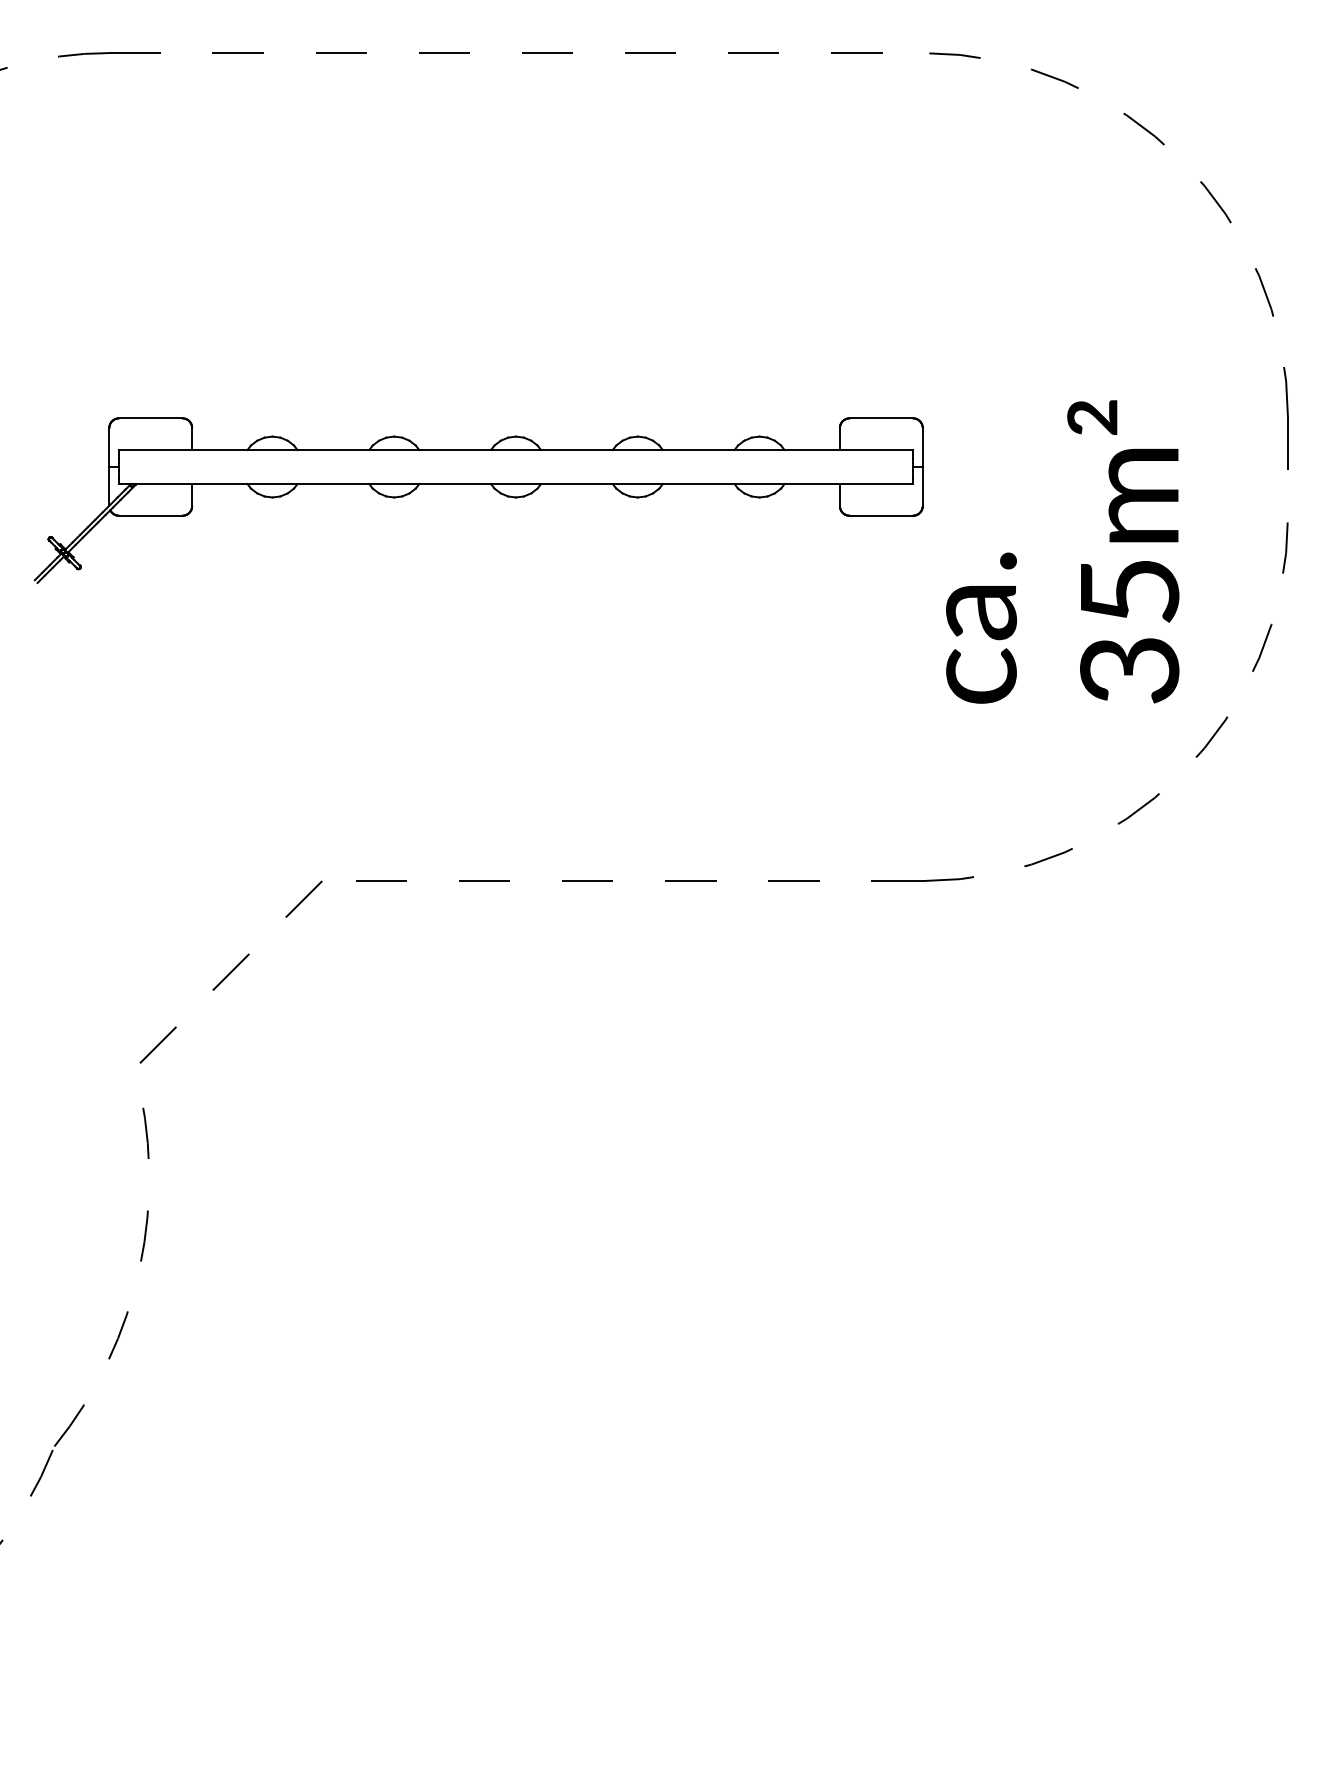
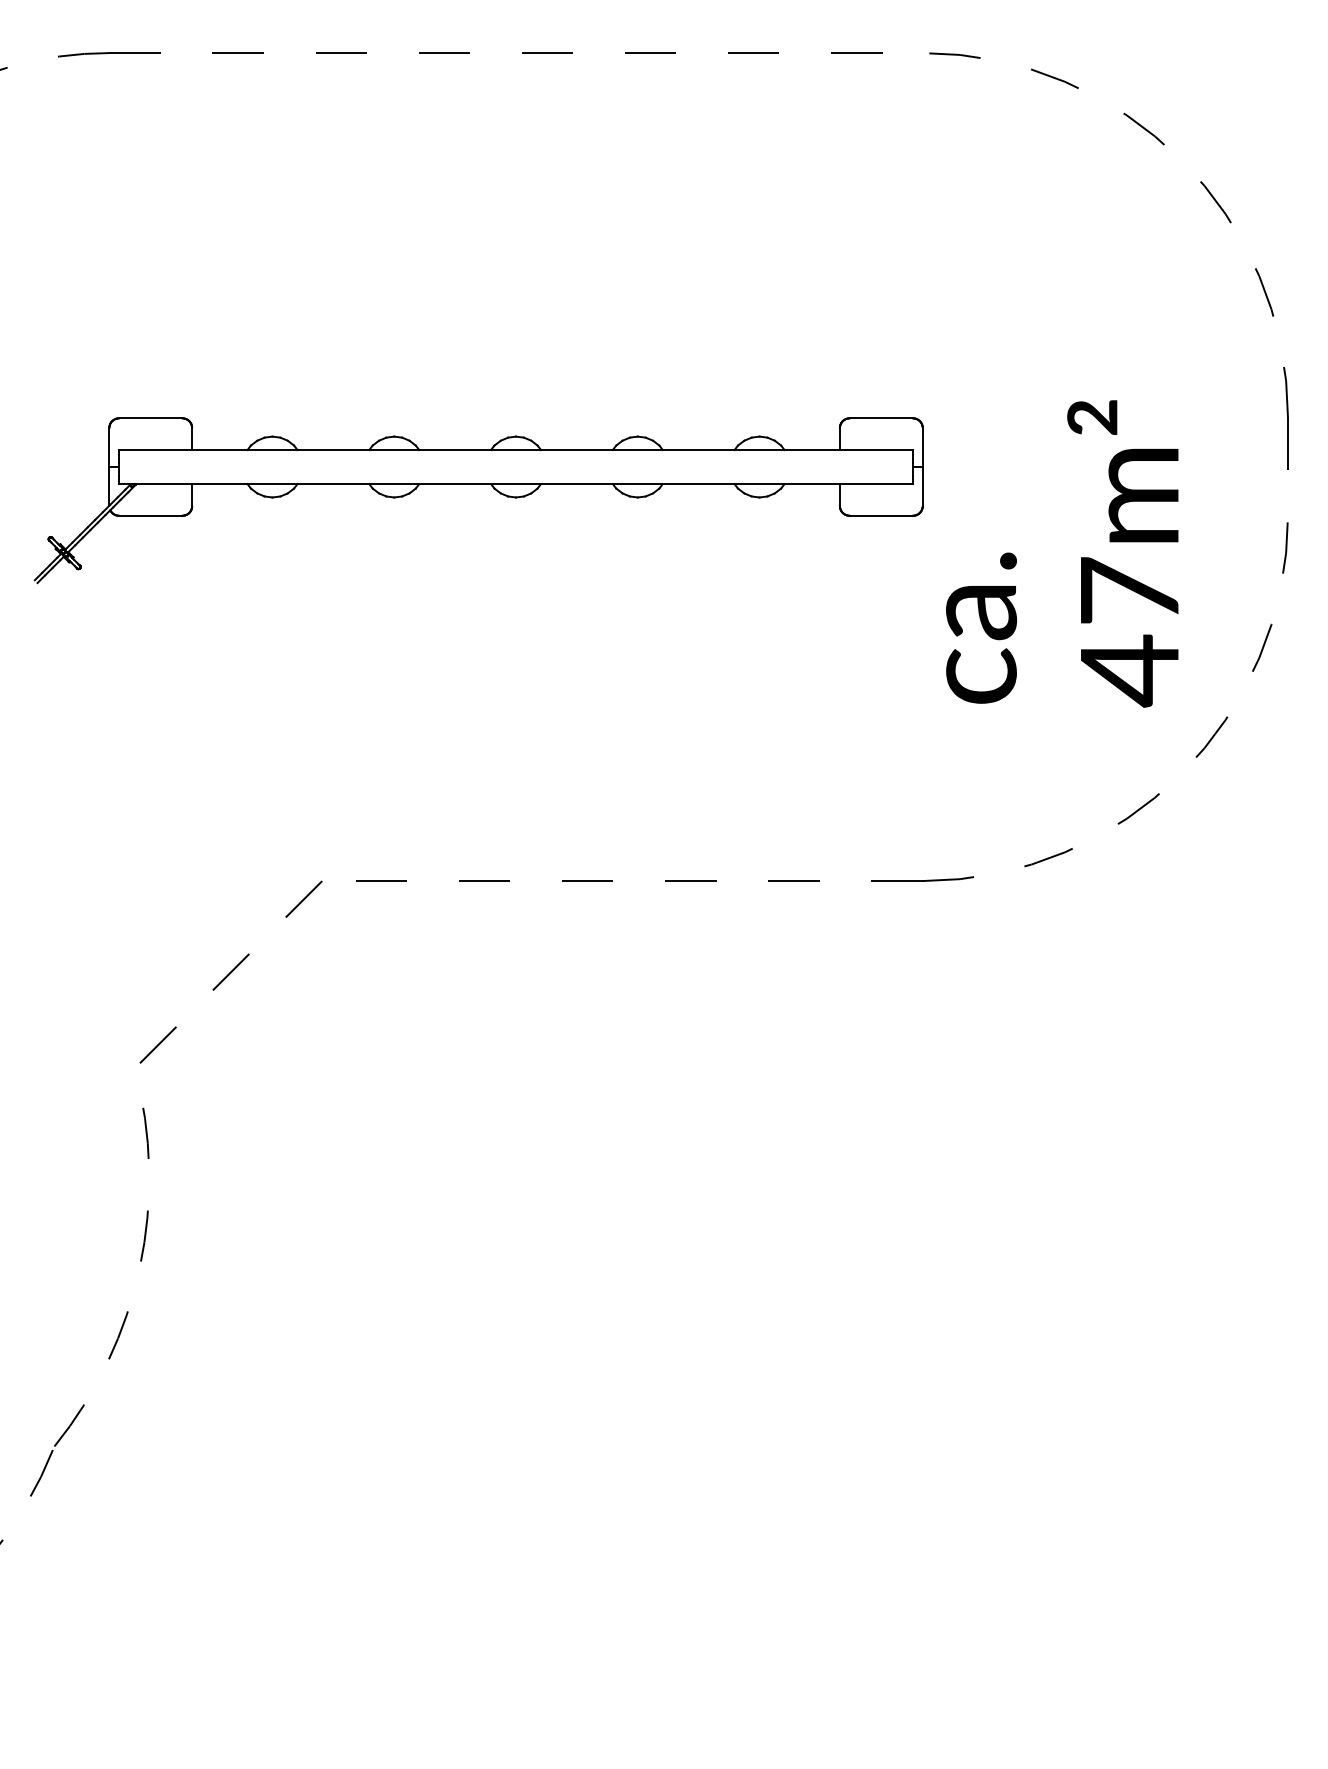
text: 35m² -> 47m² (1129, 632)
